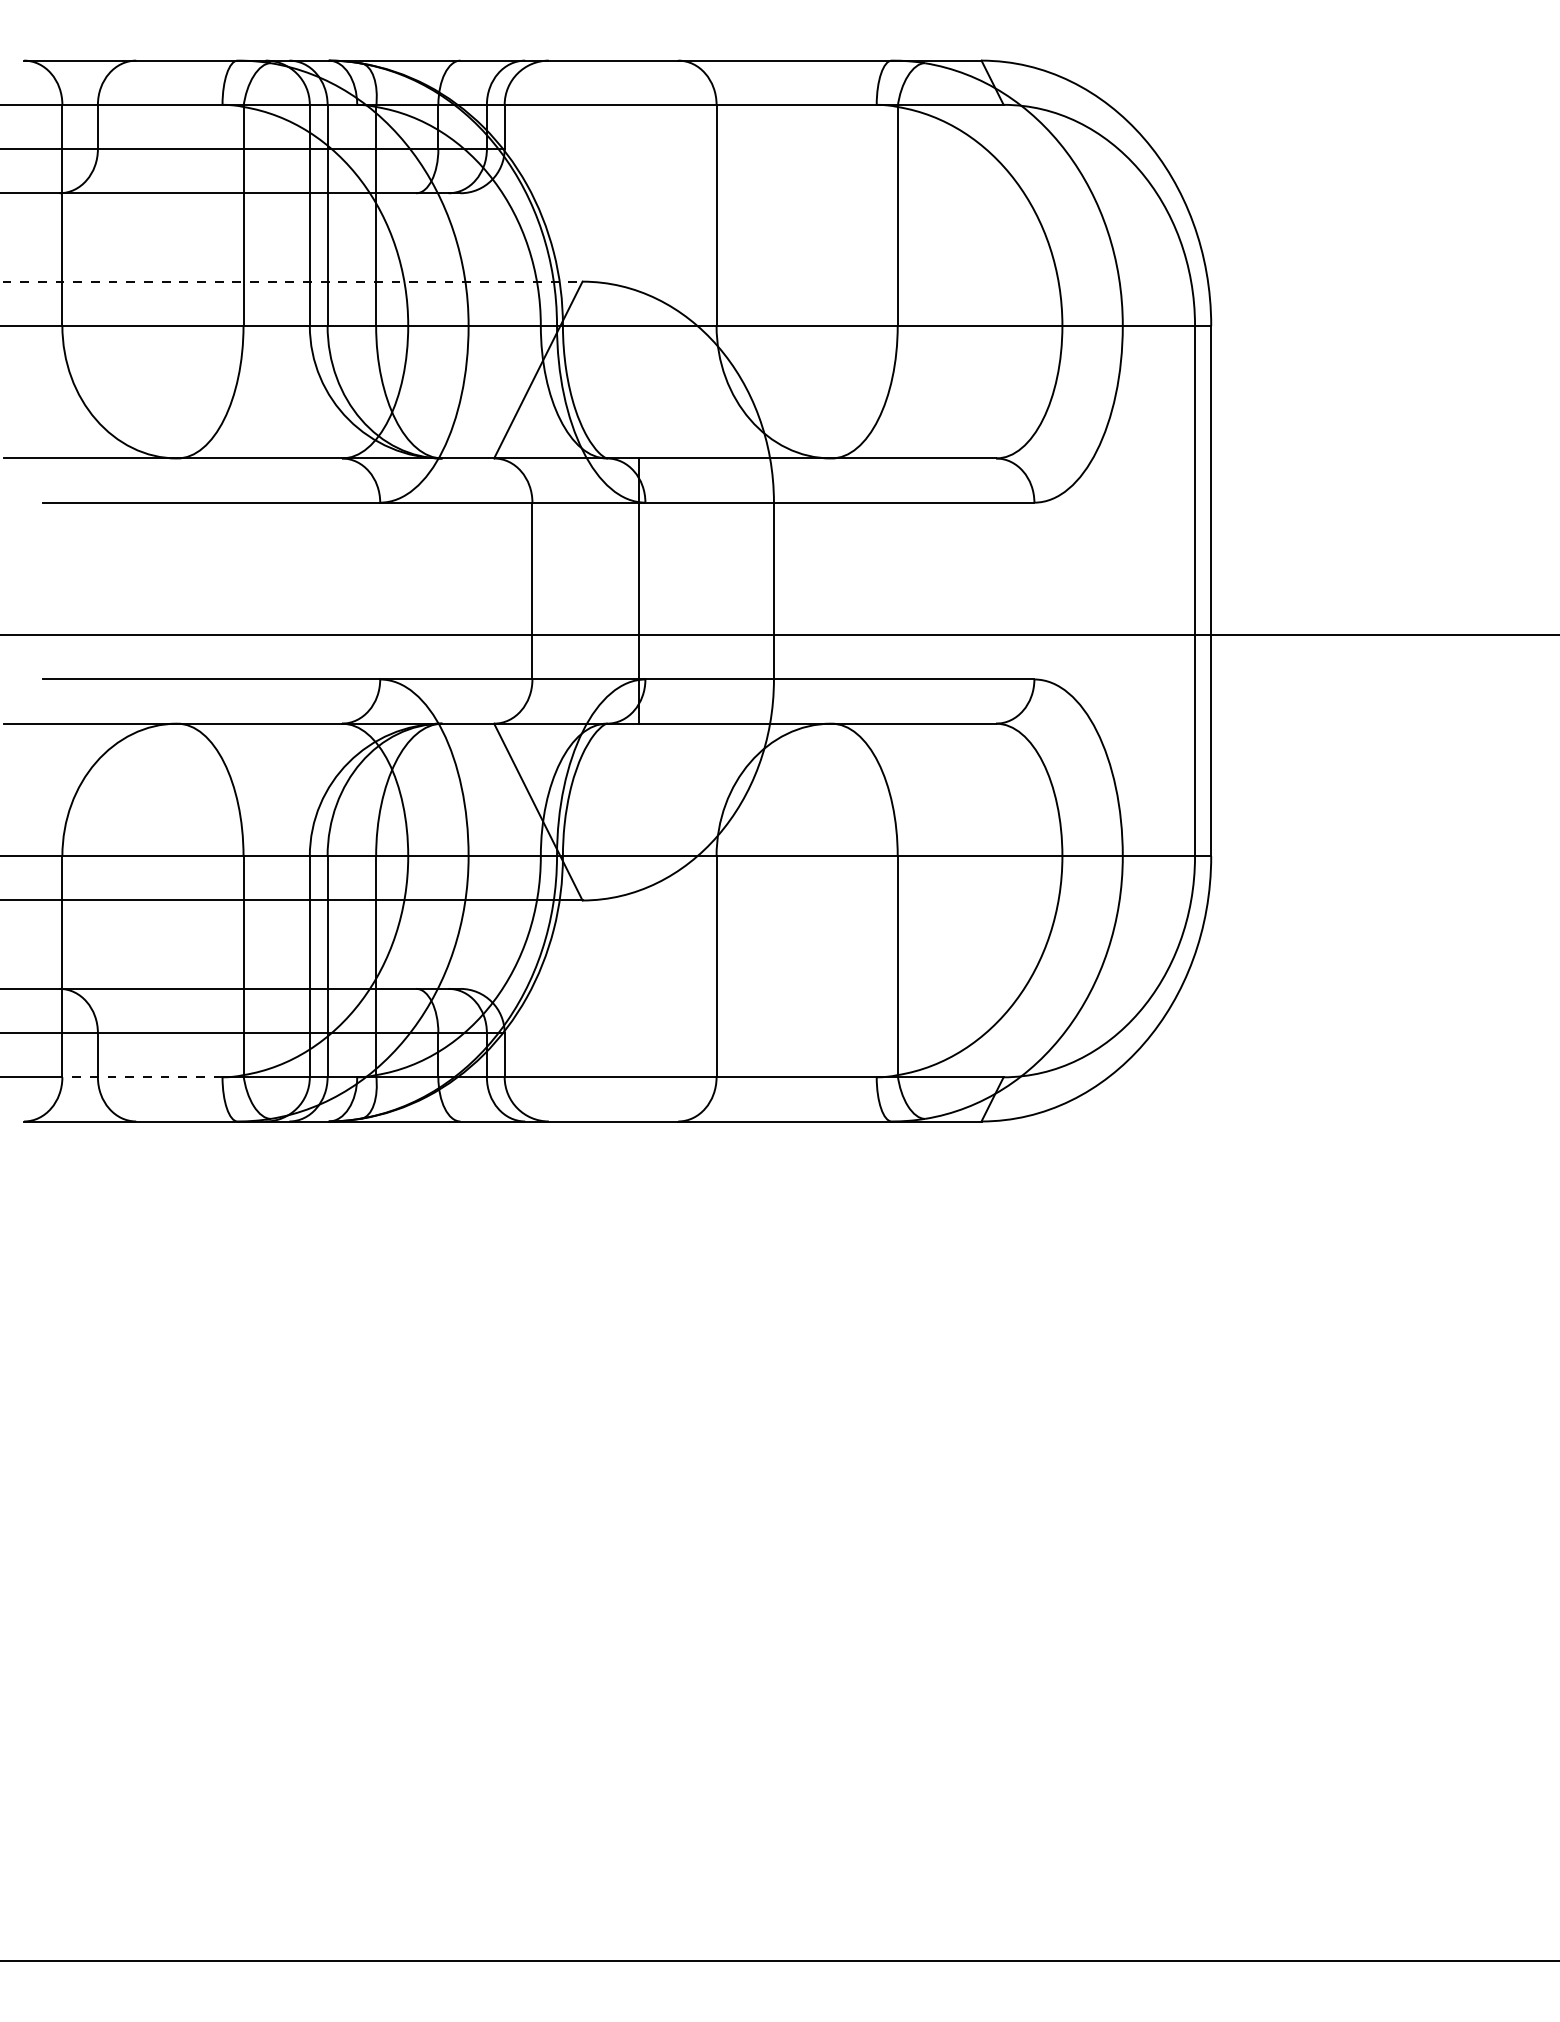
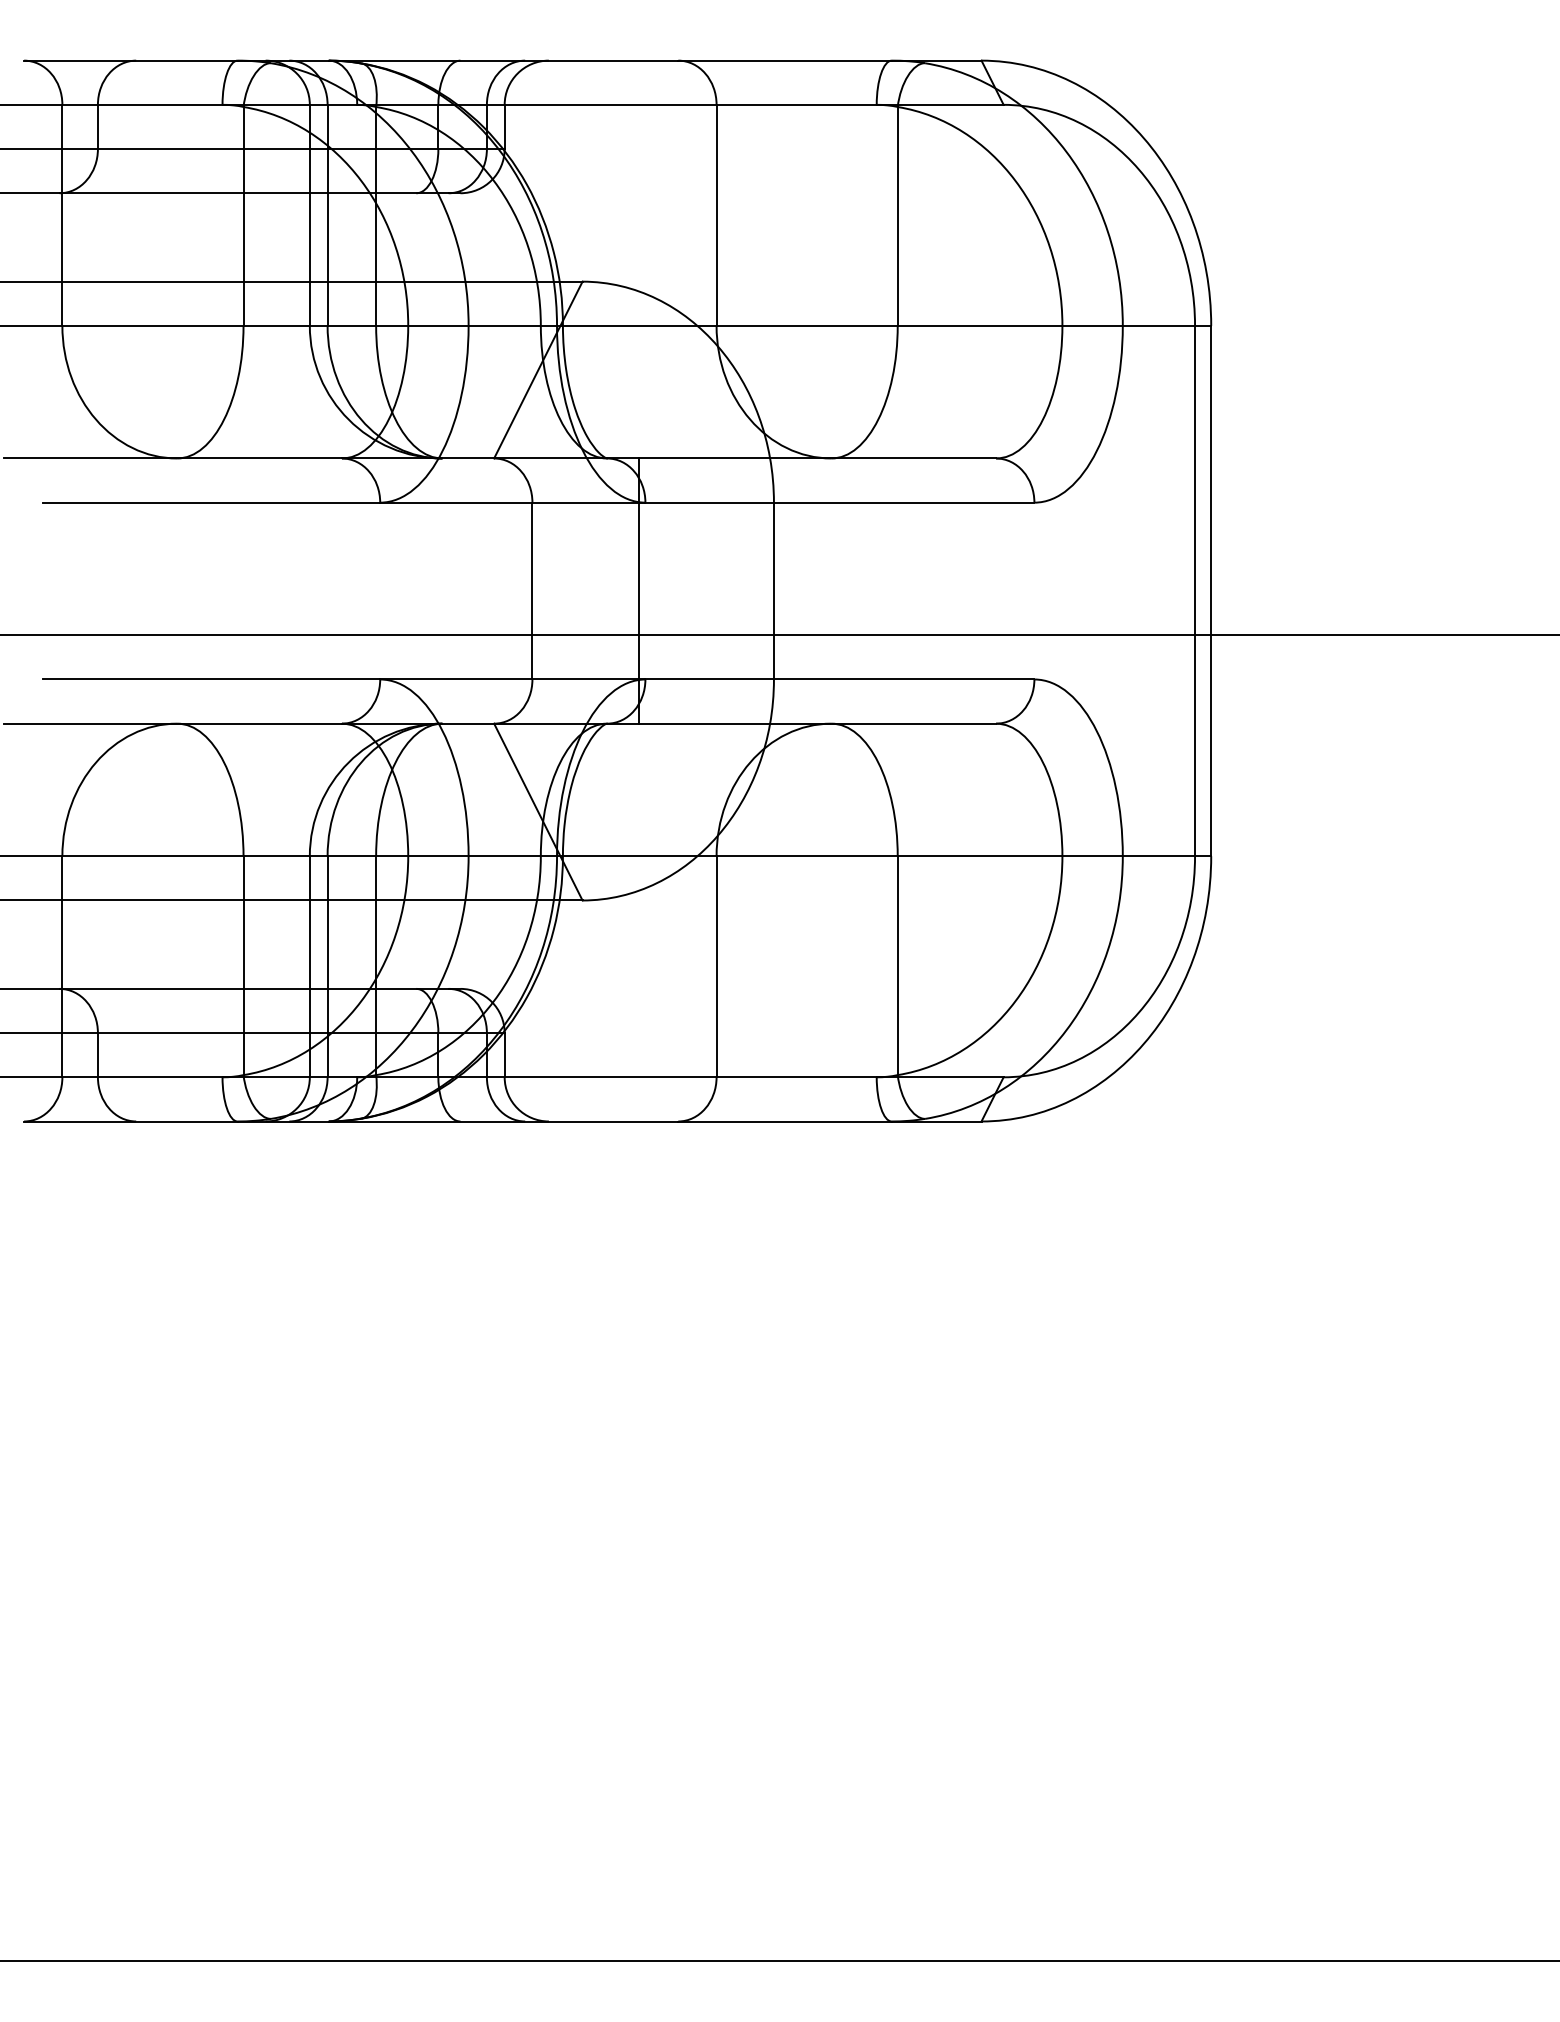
line: dashed -> solid (291, 281)
line: dashed -> solid (141, 1077)
